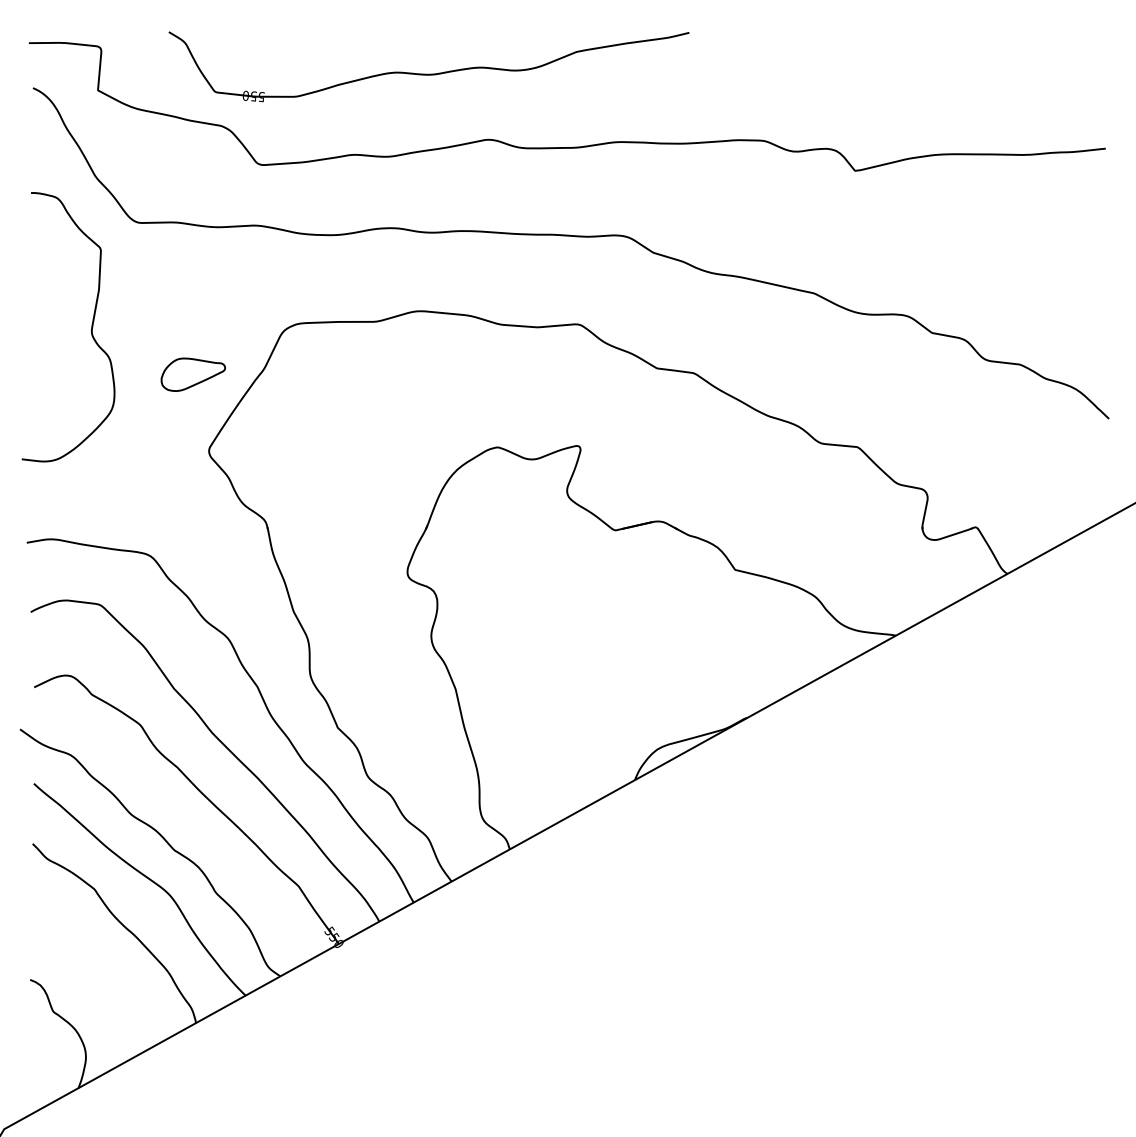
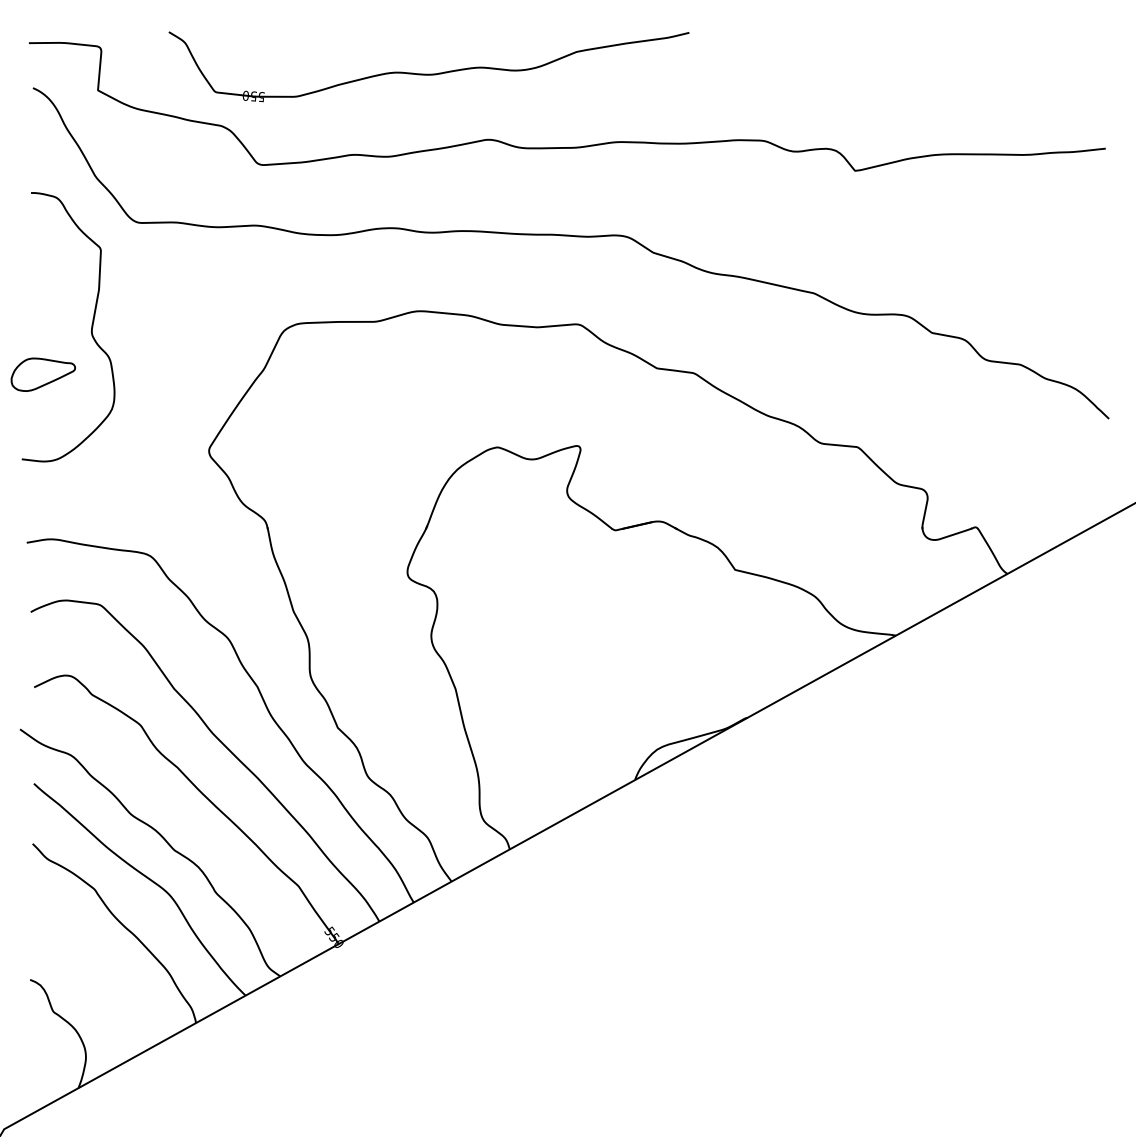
part position: (192, 374) -> (42, 374) (42, 374)
